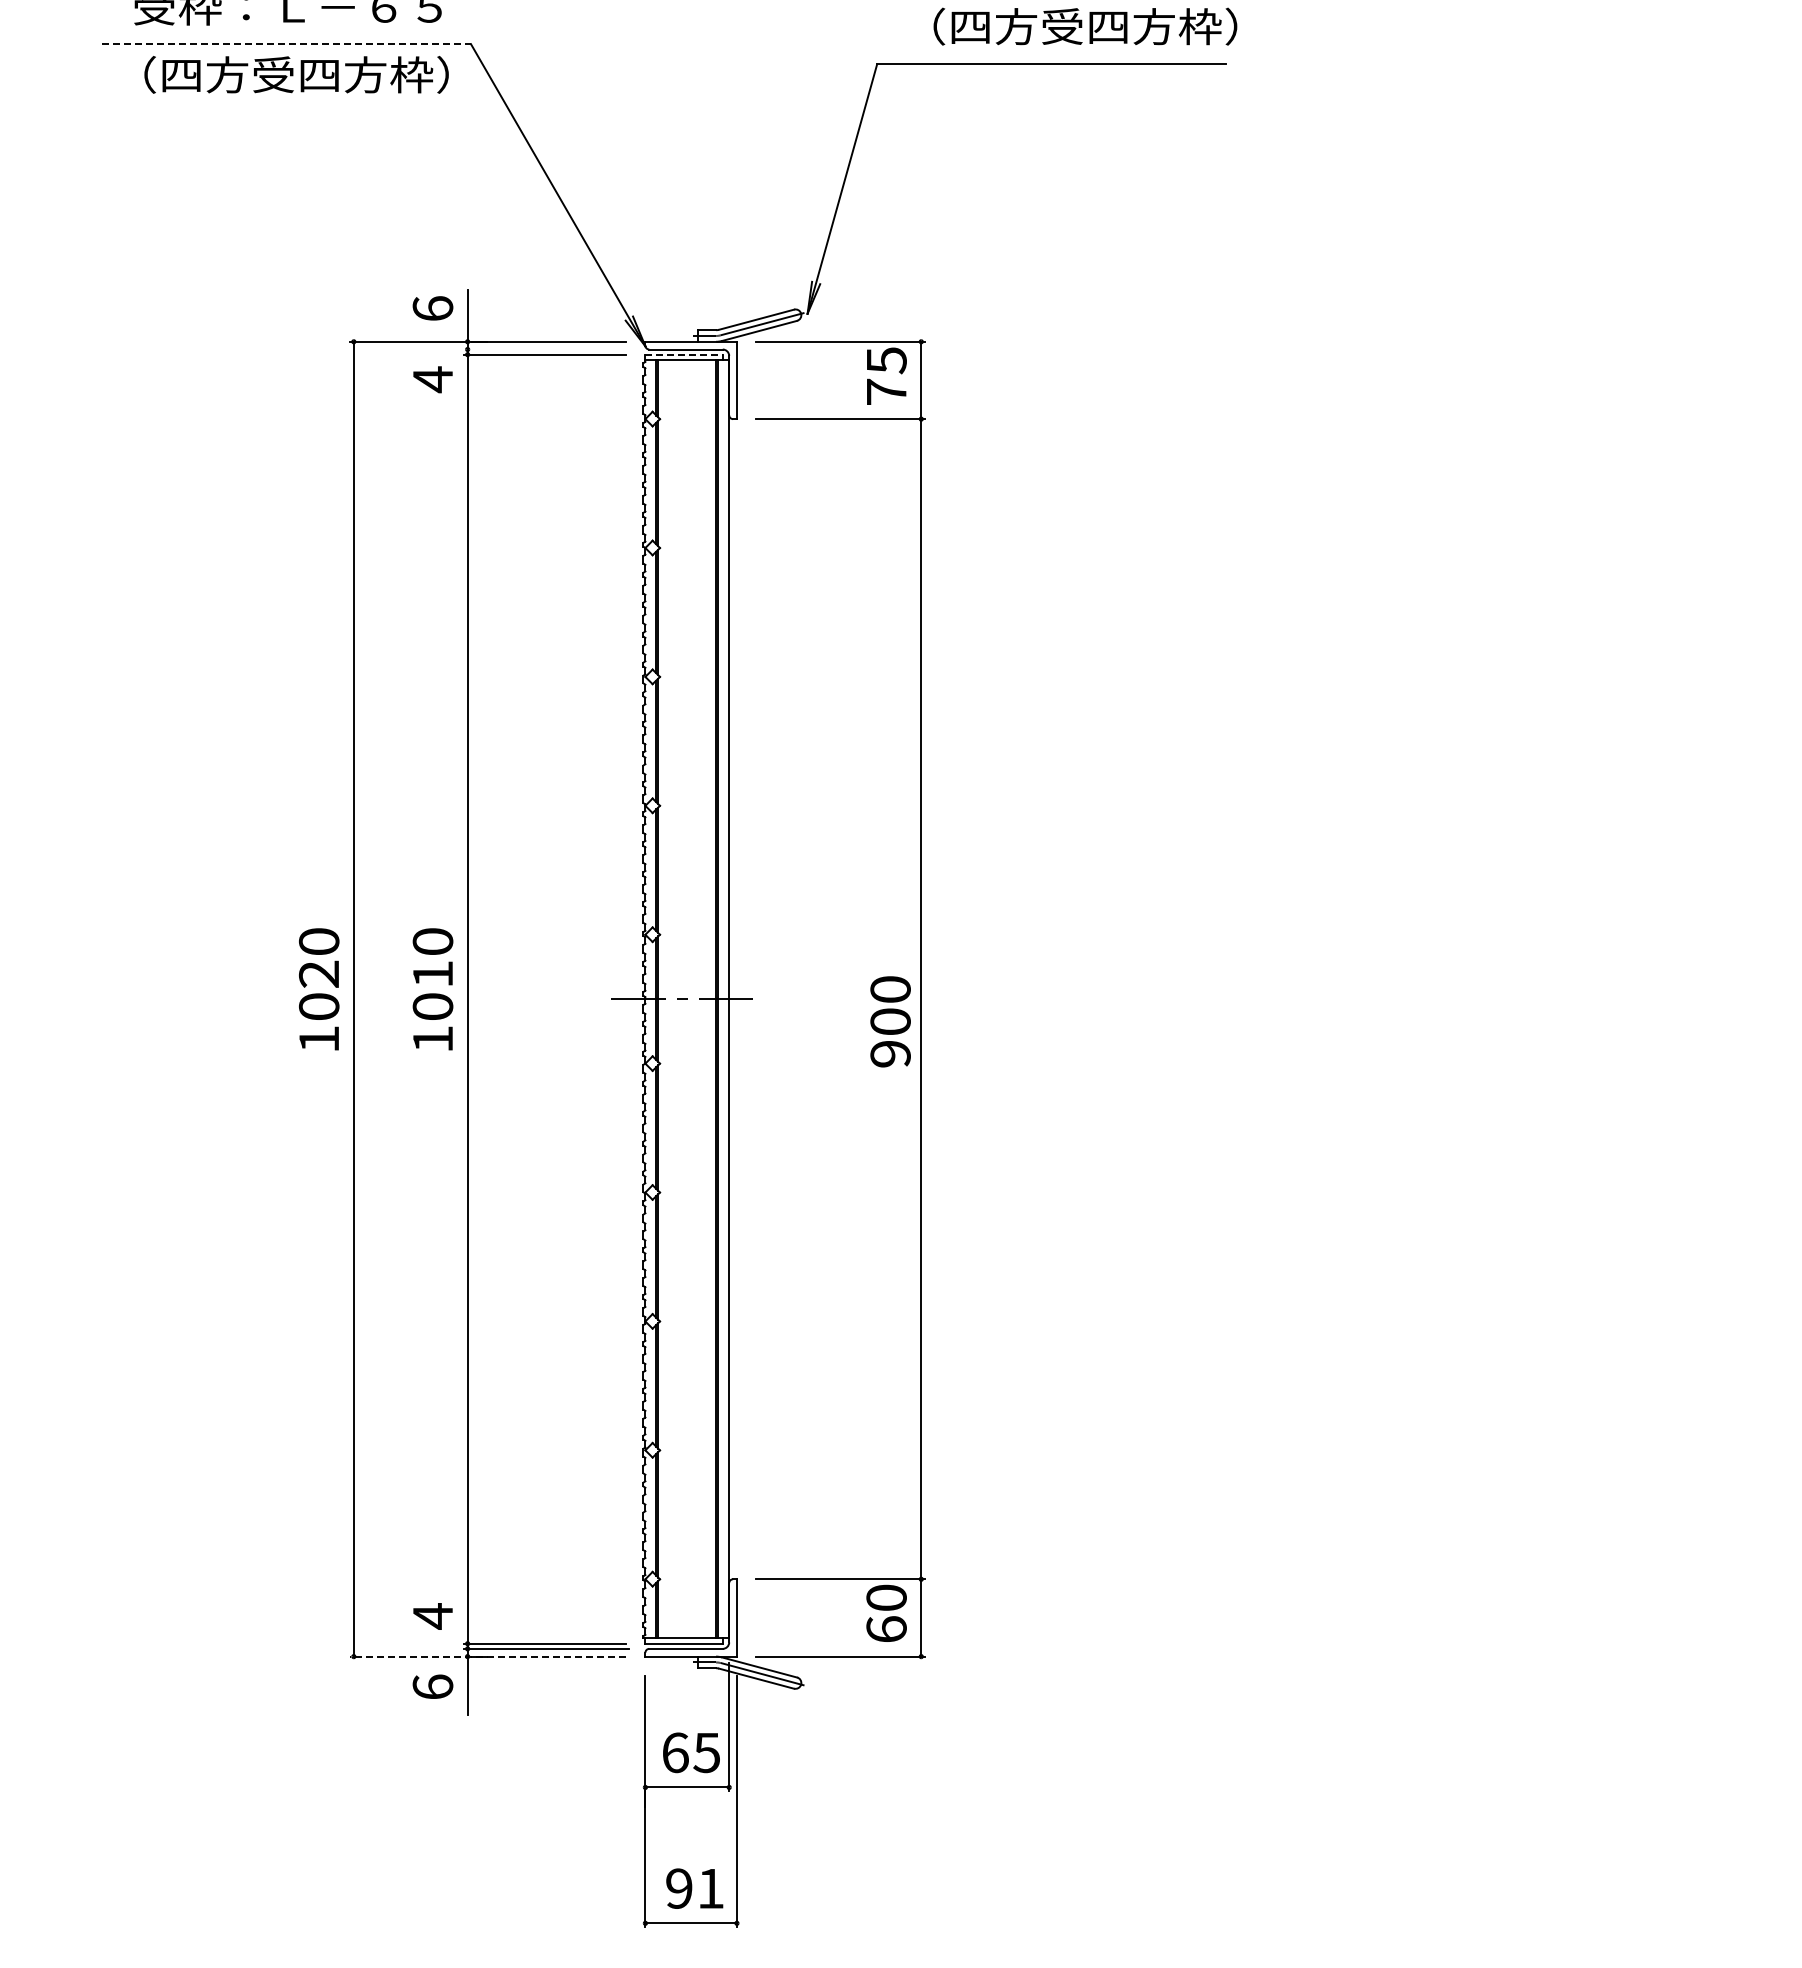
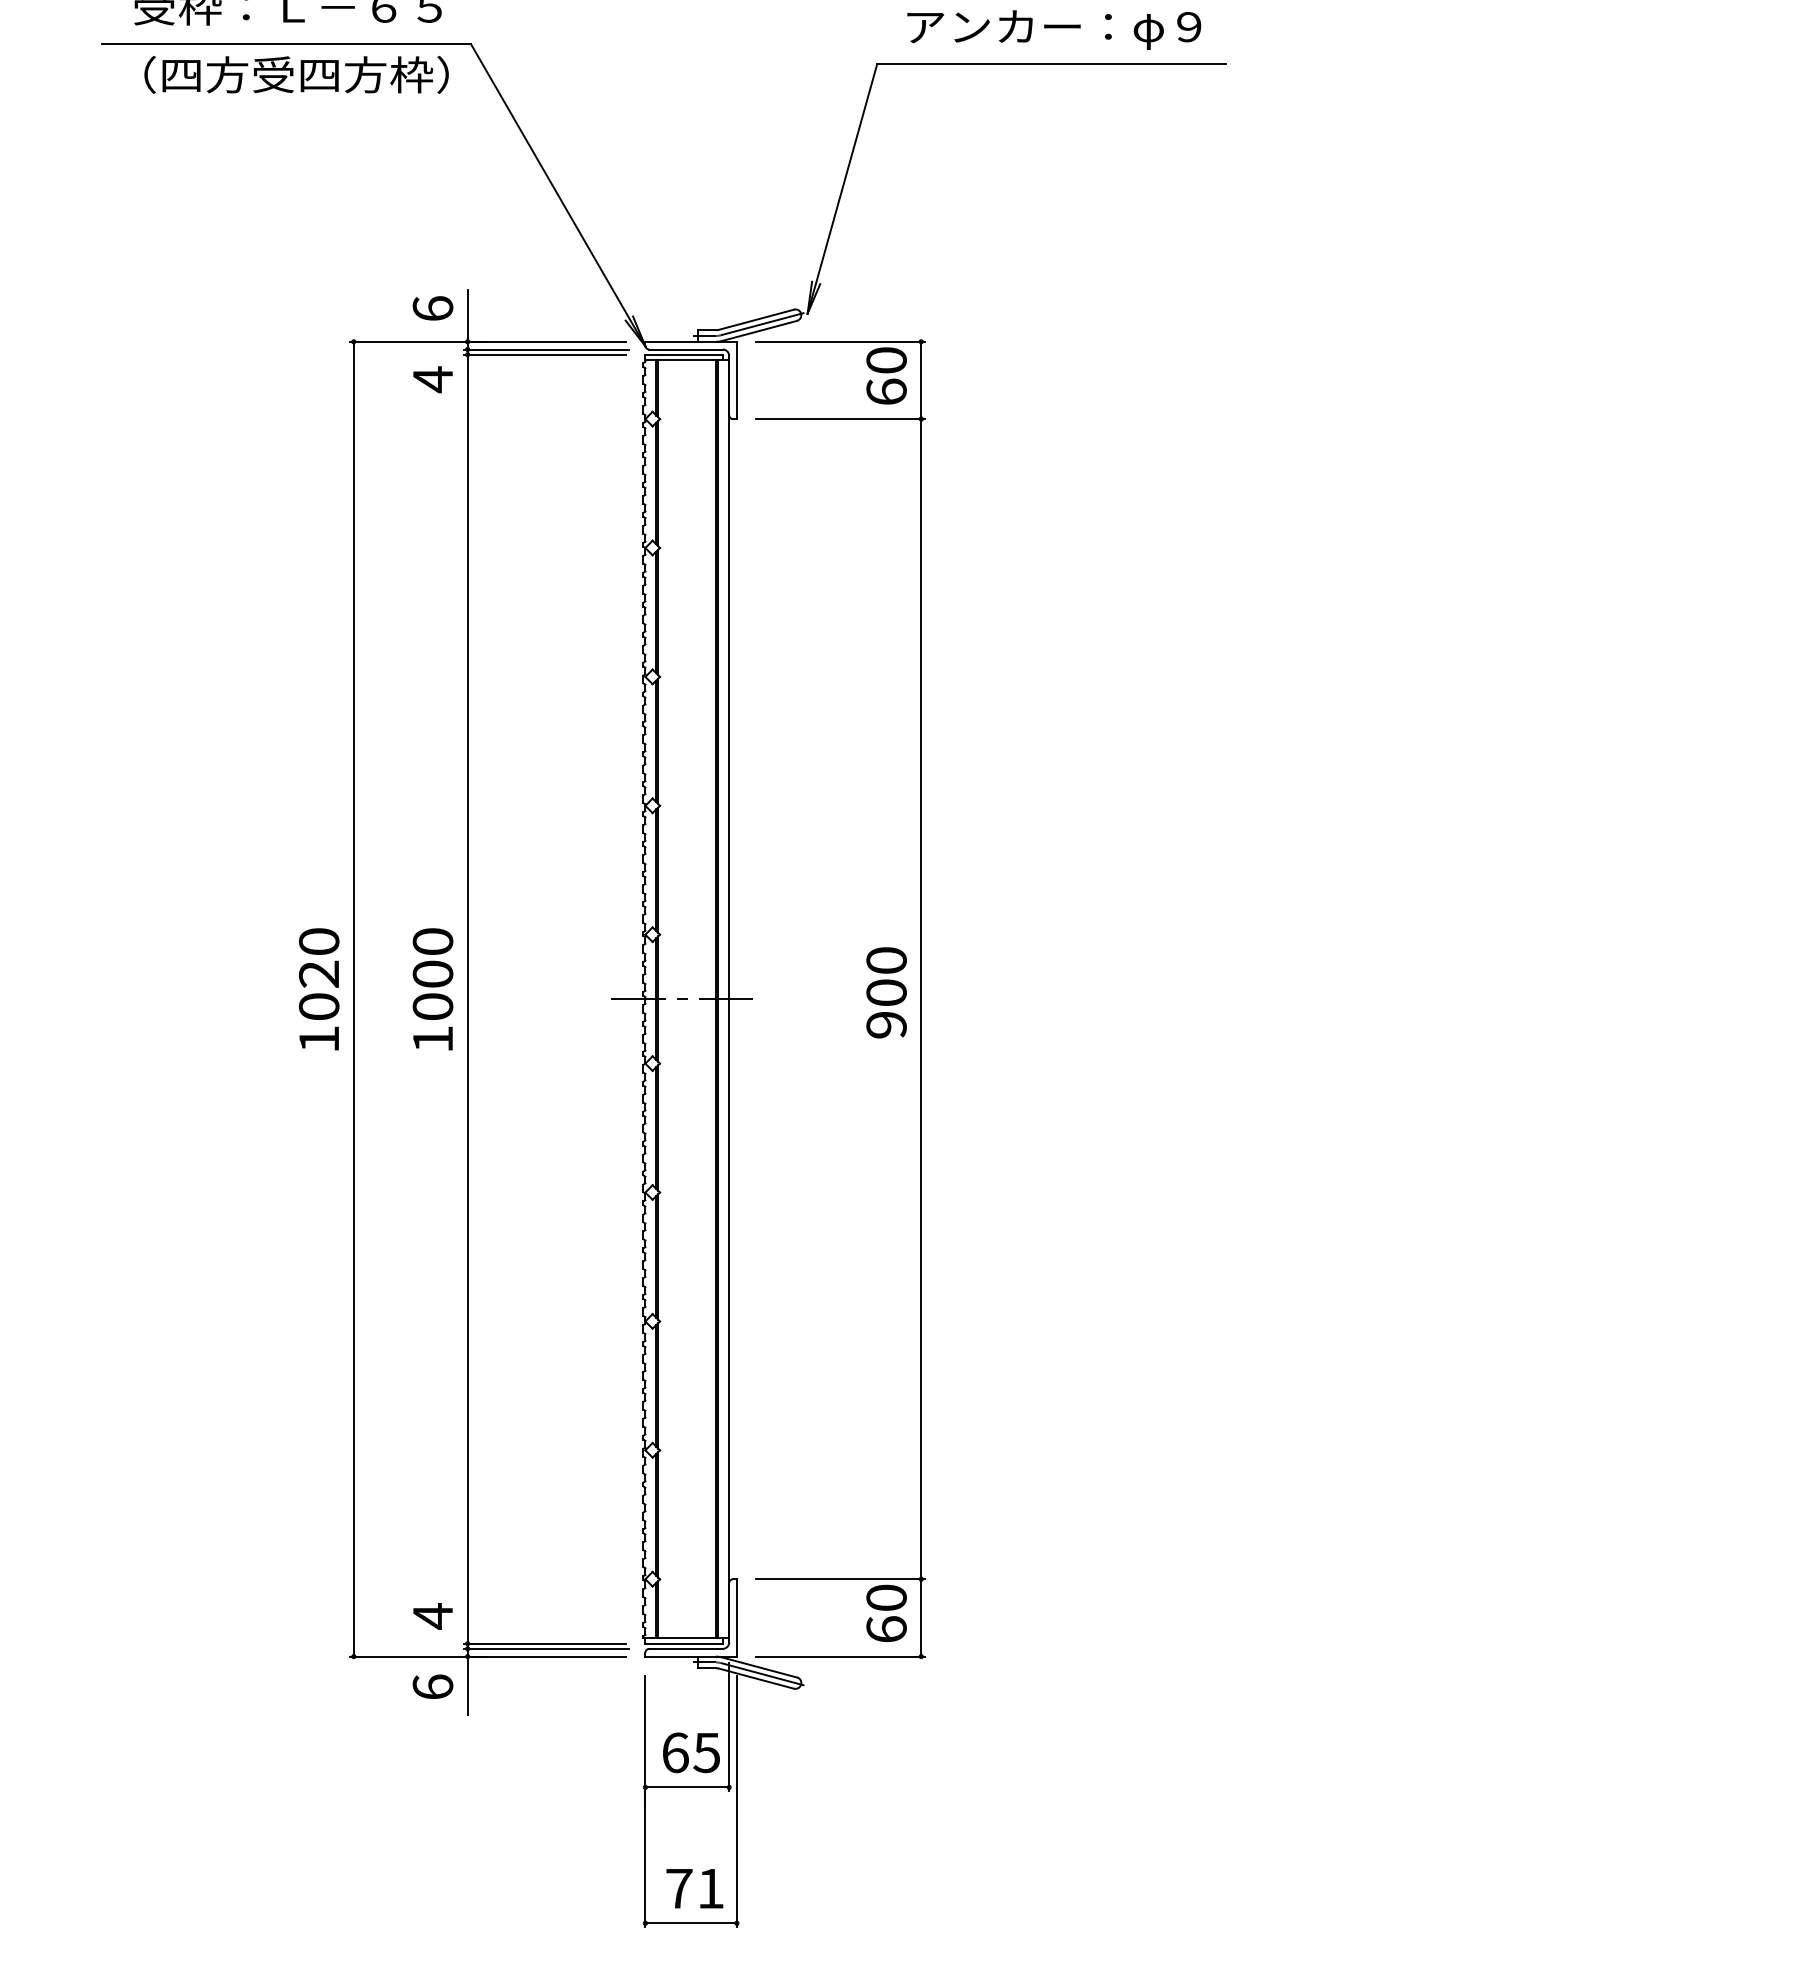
text: （四方受四方枠） -> アンカー：φ９ (1072, 28)
line: dashed -> solid (286, 44)
line: none -> present (546, 349)
line: dashed -> solid (684, 354)
text: 75 -> 60 (886, 375)
text: 1010 -> 1000 (432, 973)
text position: (890, 1021) -> (886, 992) (886, 992)
line: dashed -> solid (487, 1656)
text: 91 -> 71 (679, 1888)
